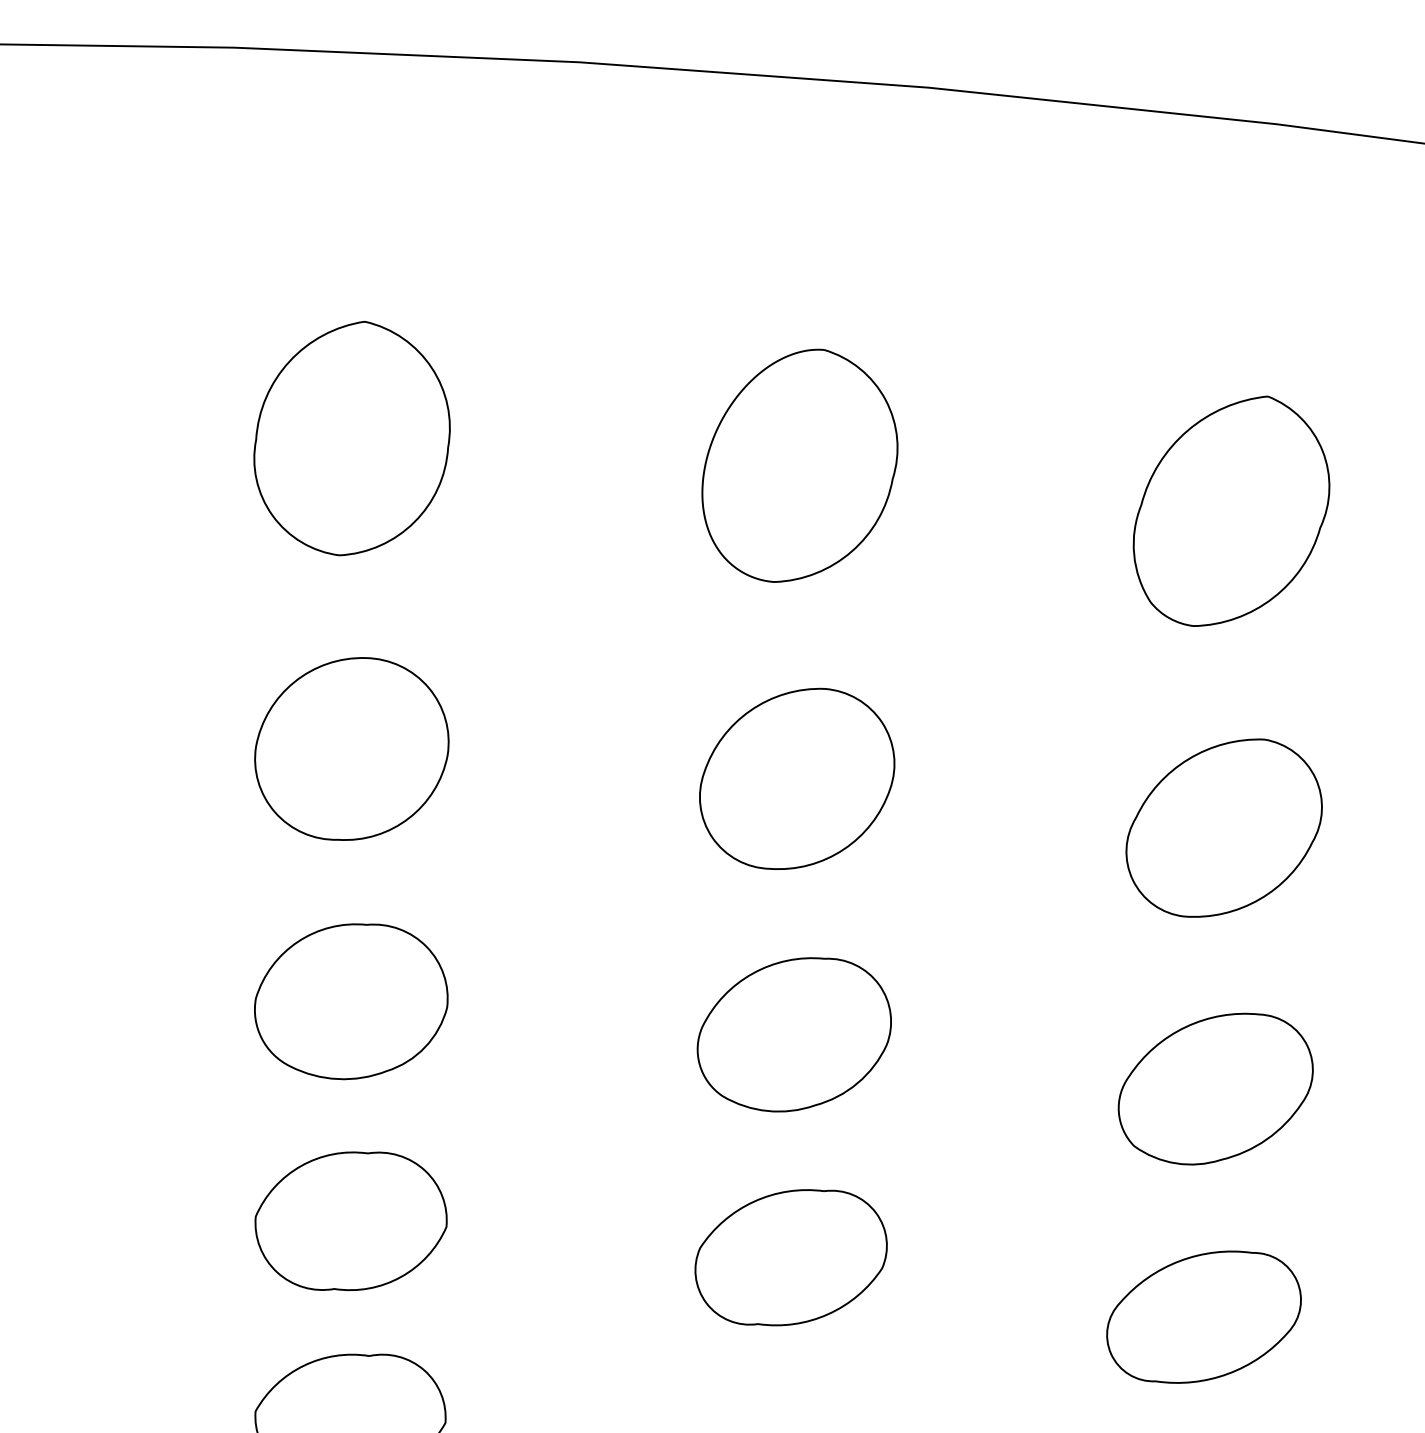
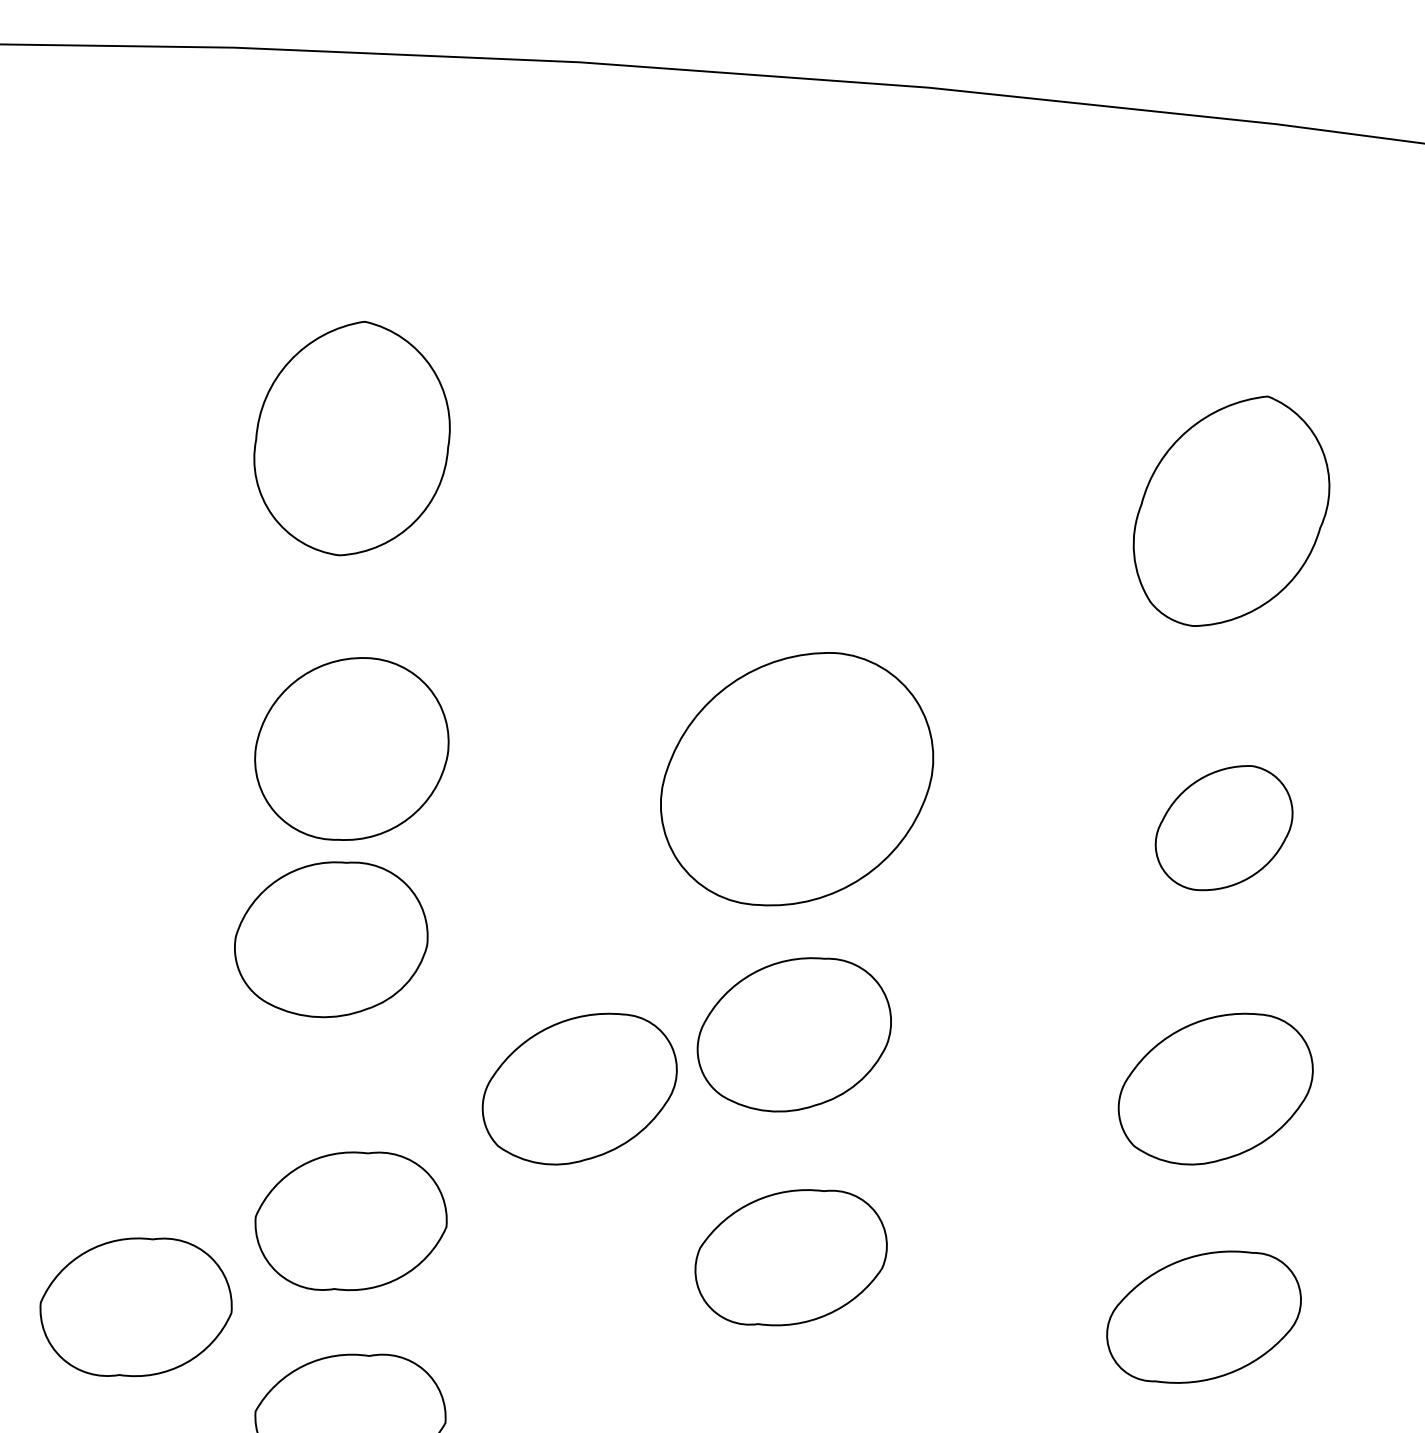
part: present -> none (799, 465)
part size: 197x183 px -> 275x255 px (797, 779)
part size: 198x180 px -> 140x127 px (1223, 828)
part position: (351, 1001) -> (331, 939) (331, 939)
part: none -> present (579, 1088)
part: none -> present (135, 1307)
